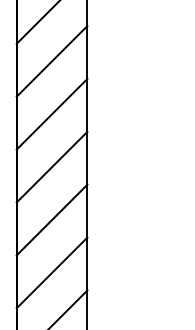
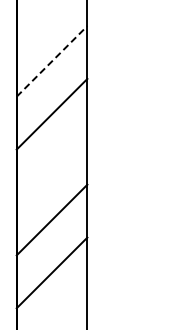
line: present -> none (37, 22)
line: solid -> dashed (52, 61)
line: present -> none (51, 166)
line: present -> none (68, 308)
